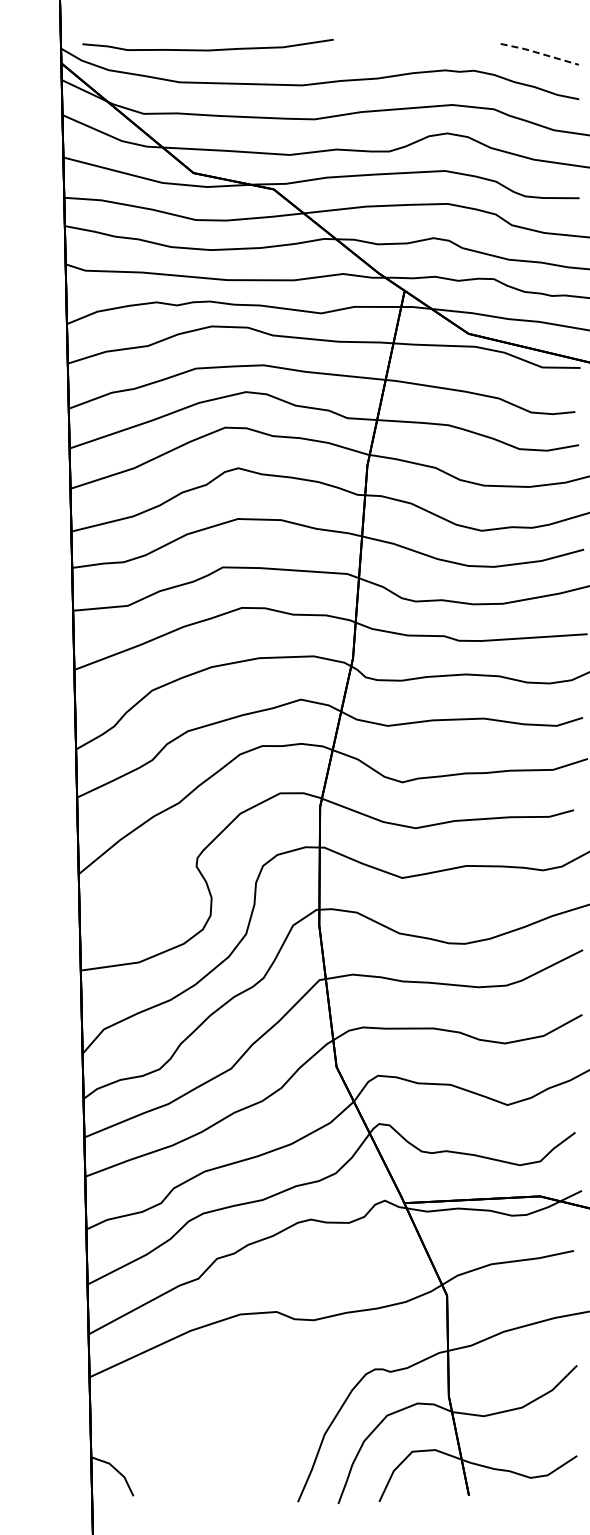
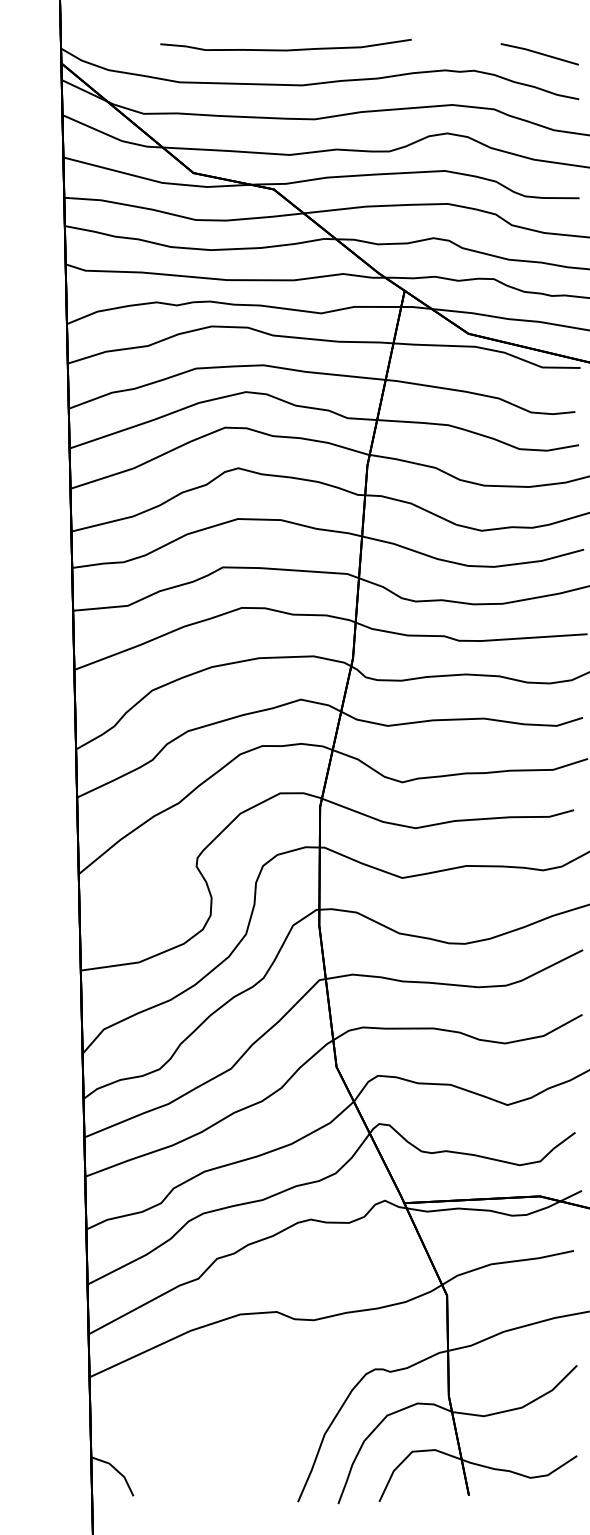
curve position: (207, 49) -> (285, 49) (285, 49)
line: dashed -> solid (539, 53)
